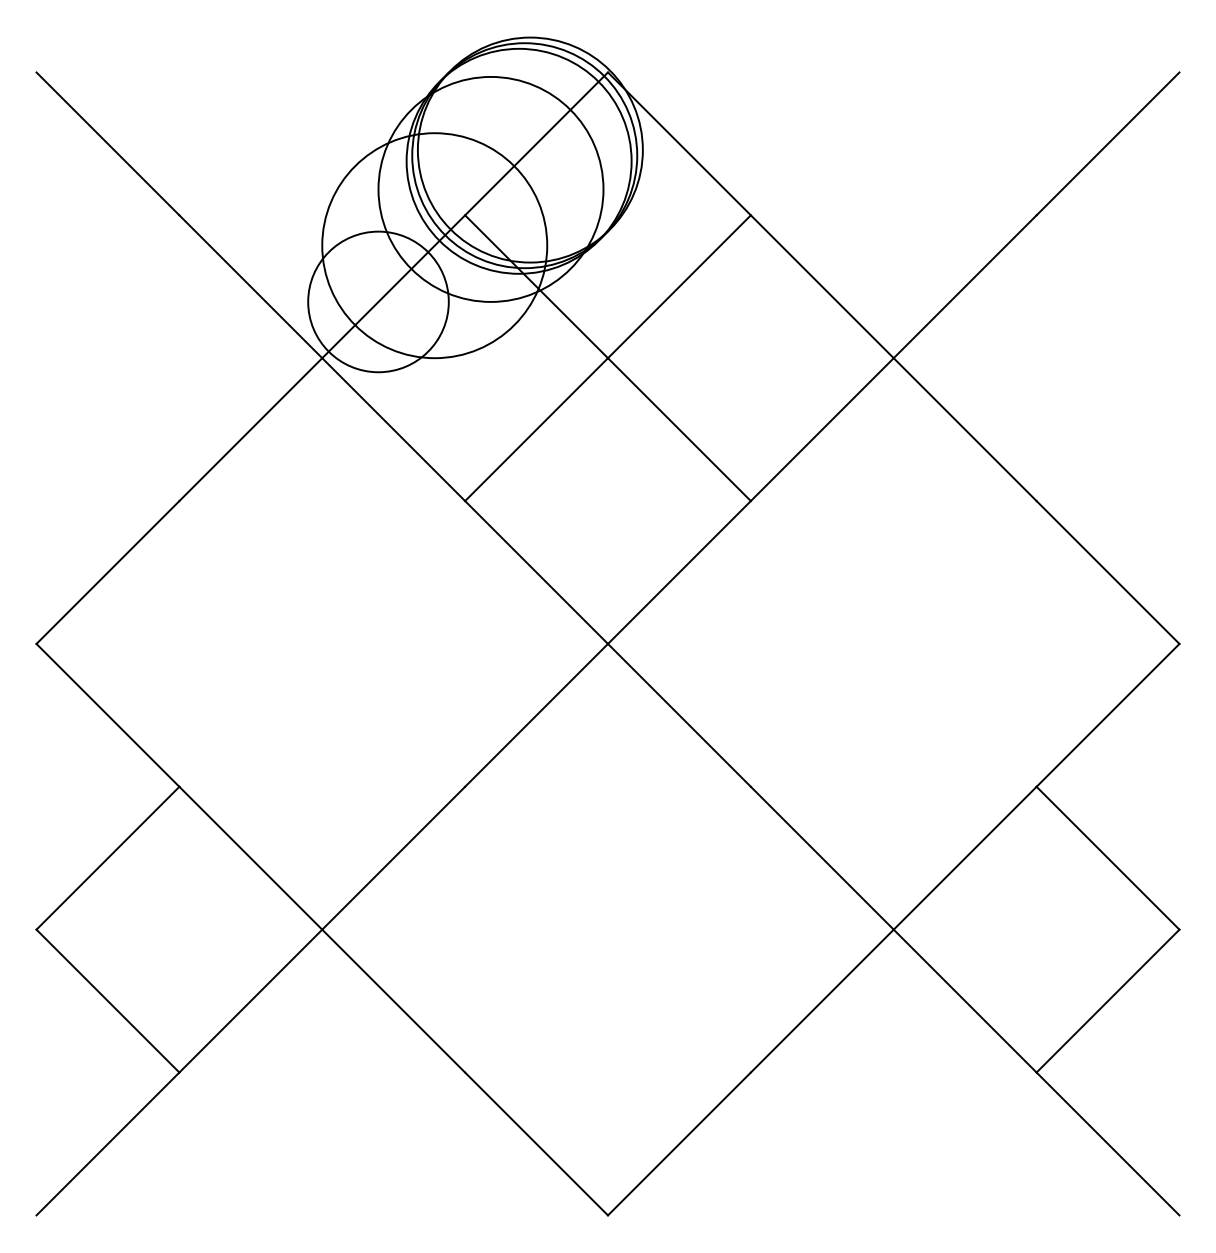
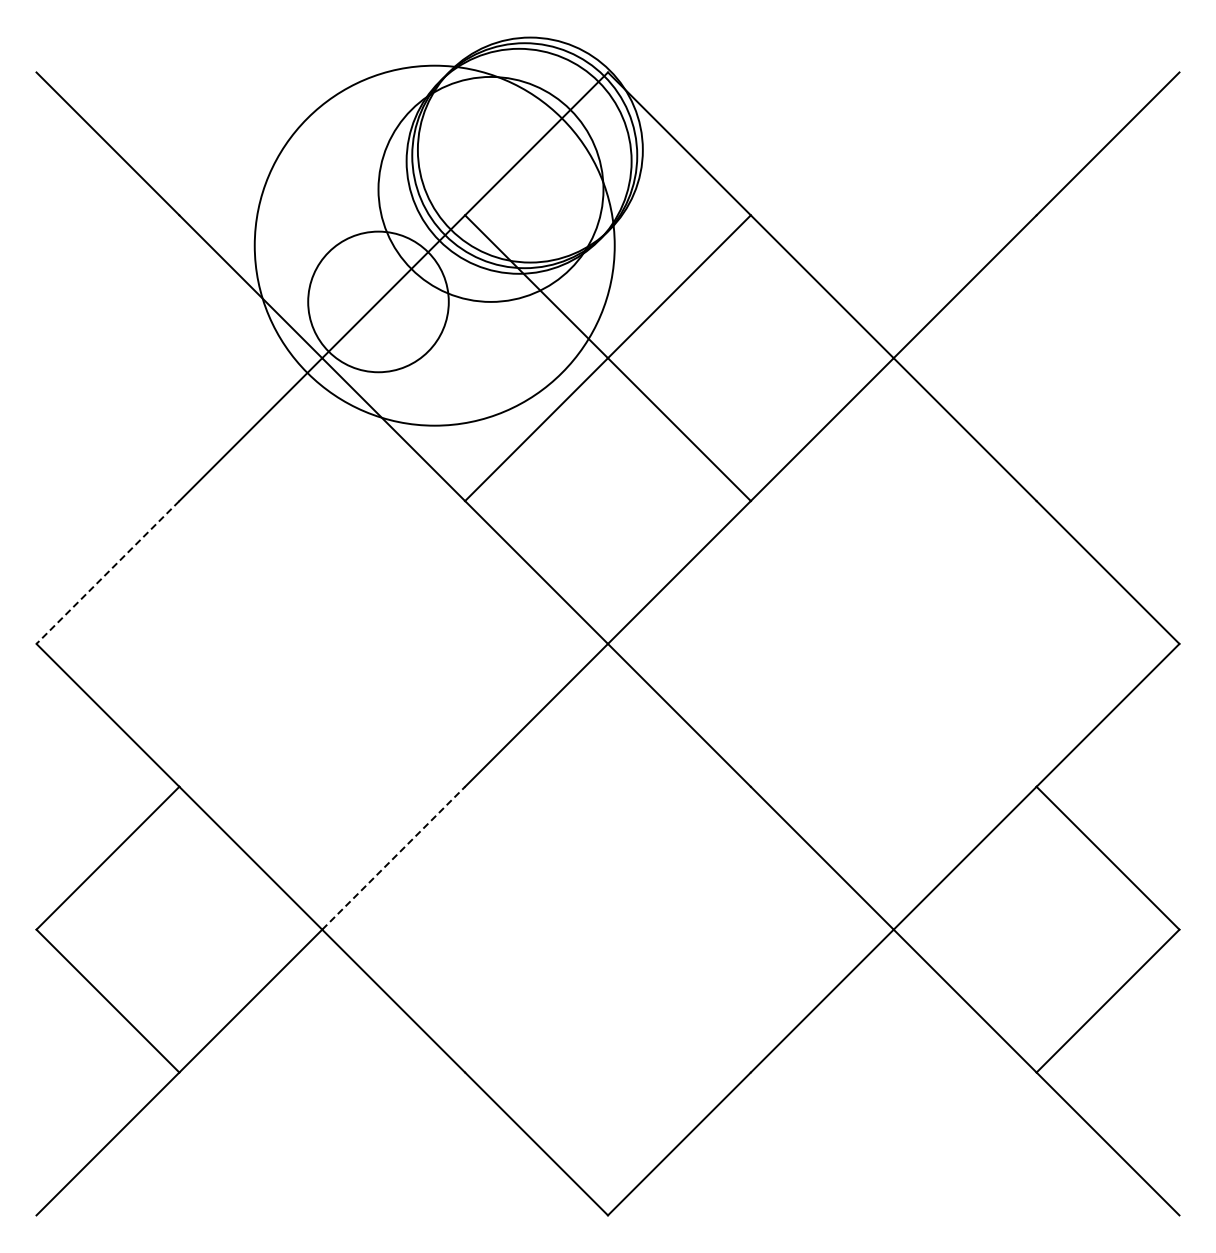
circle diameter: 225 px -> 360 px (434, 245)
line: solid -> dashed (107, 572)
line: solid -> dashed (394, 857)
